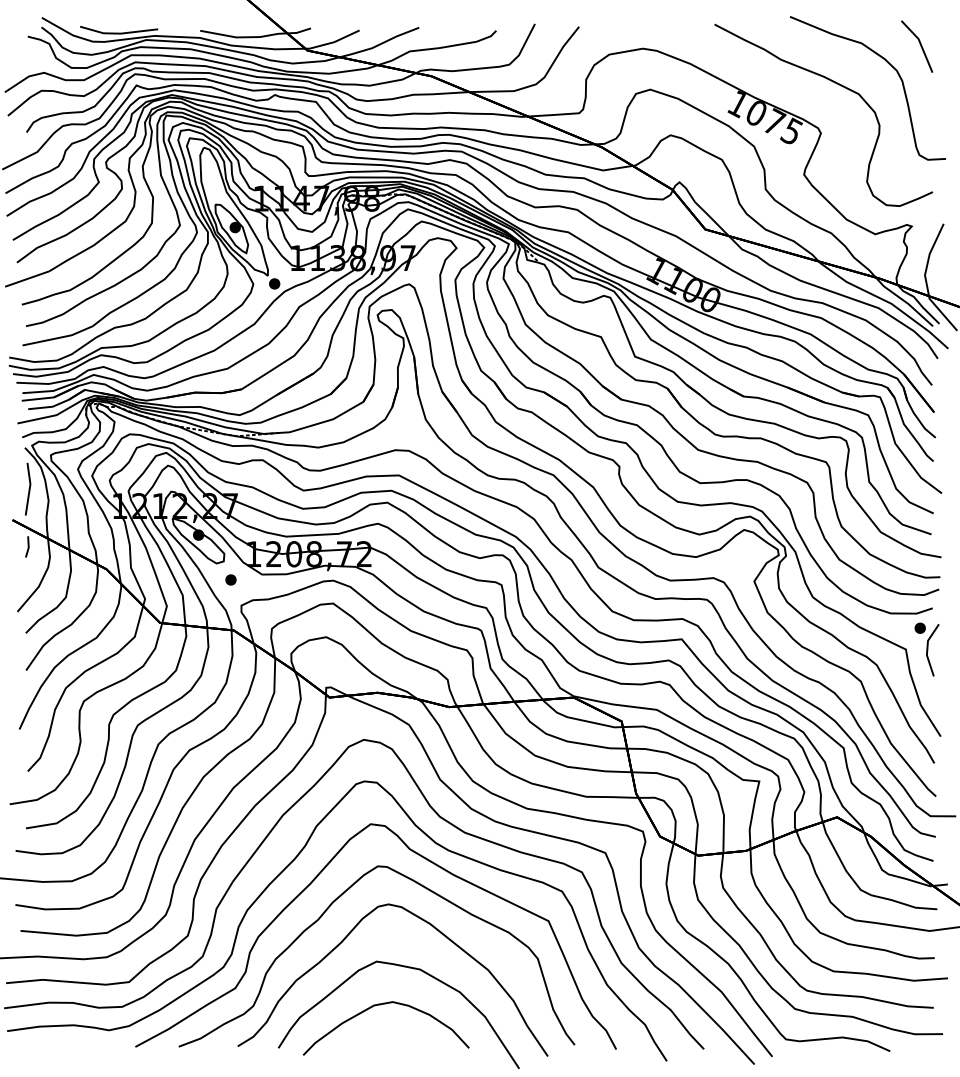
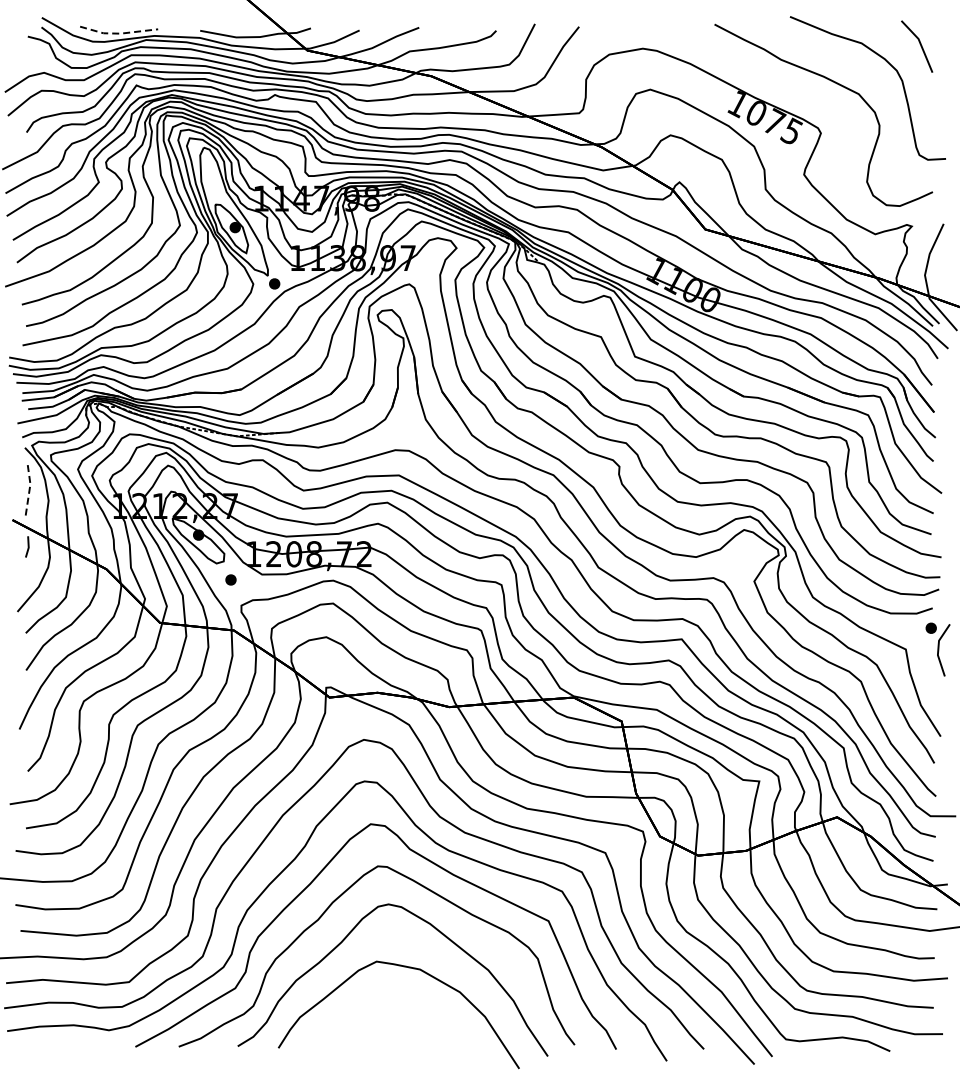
line: solid -> dashed (118, 33)
line: solid -> dashed (29, 488)
part position: (926, 649) -> (937, 649) (937, 649)
curve: present -> none (380, 1005)
